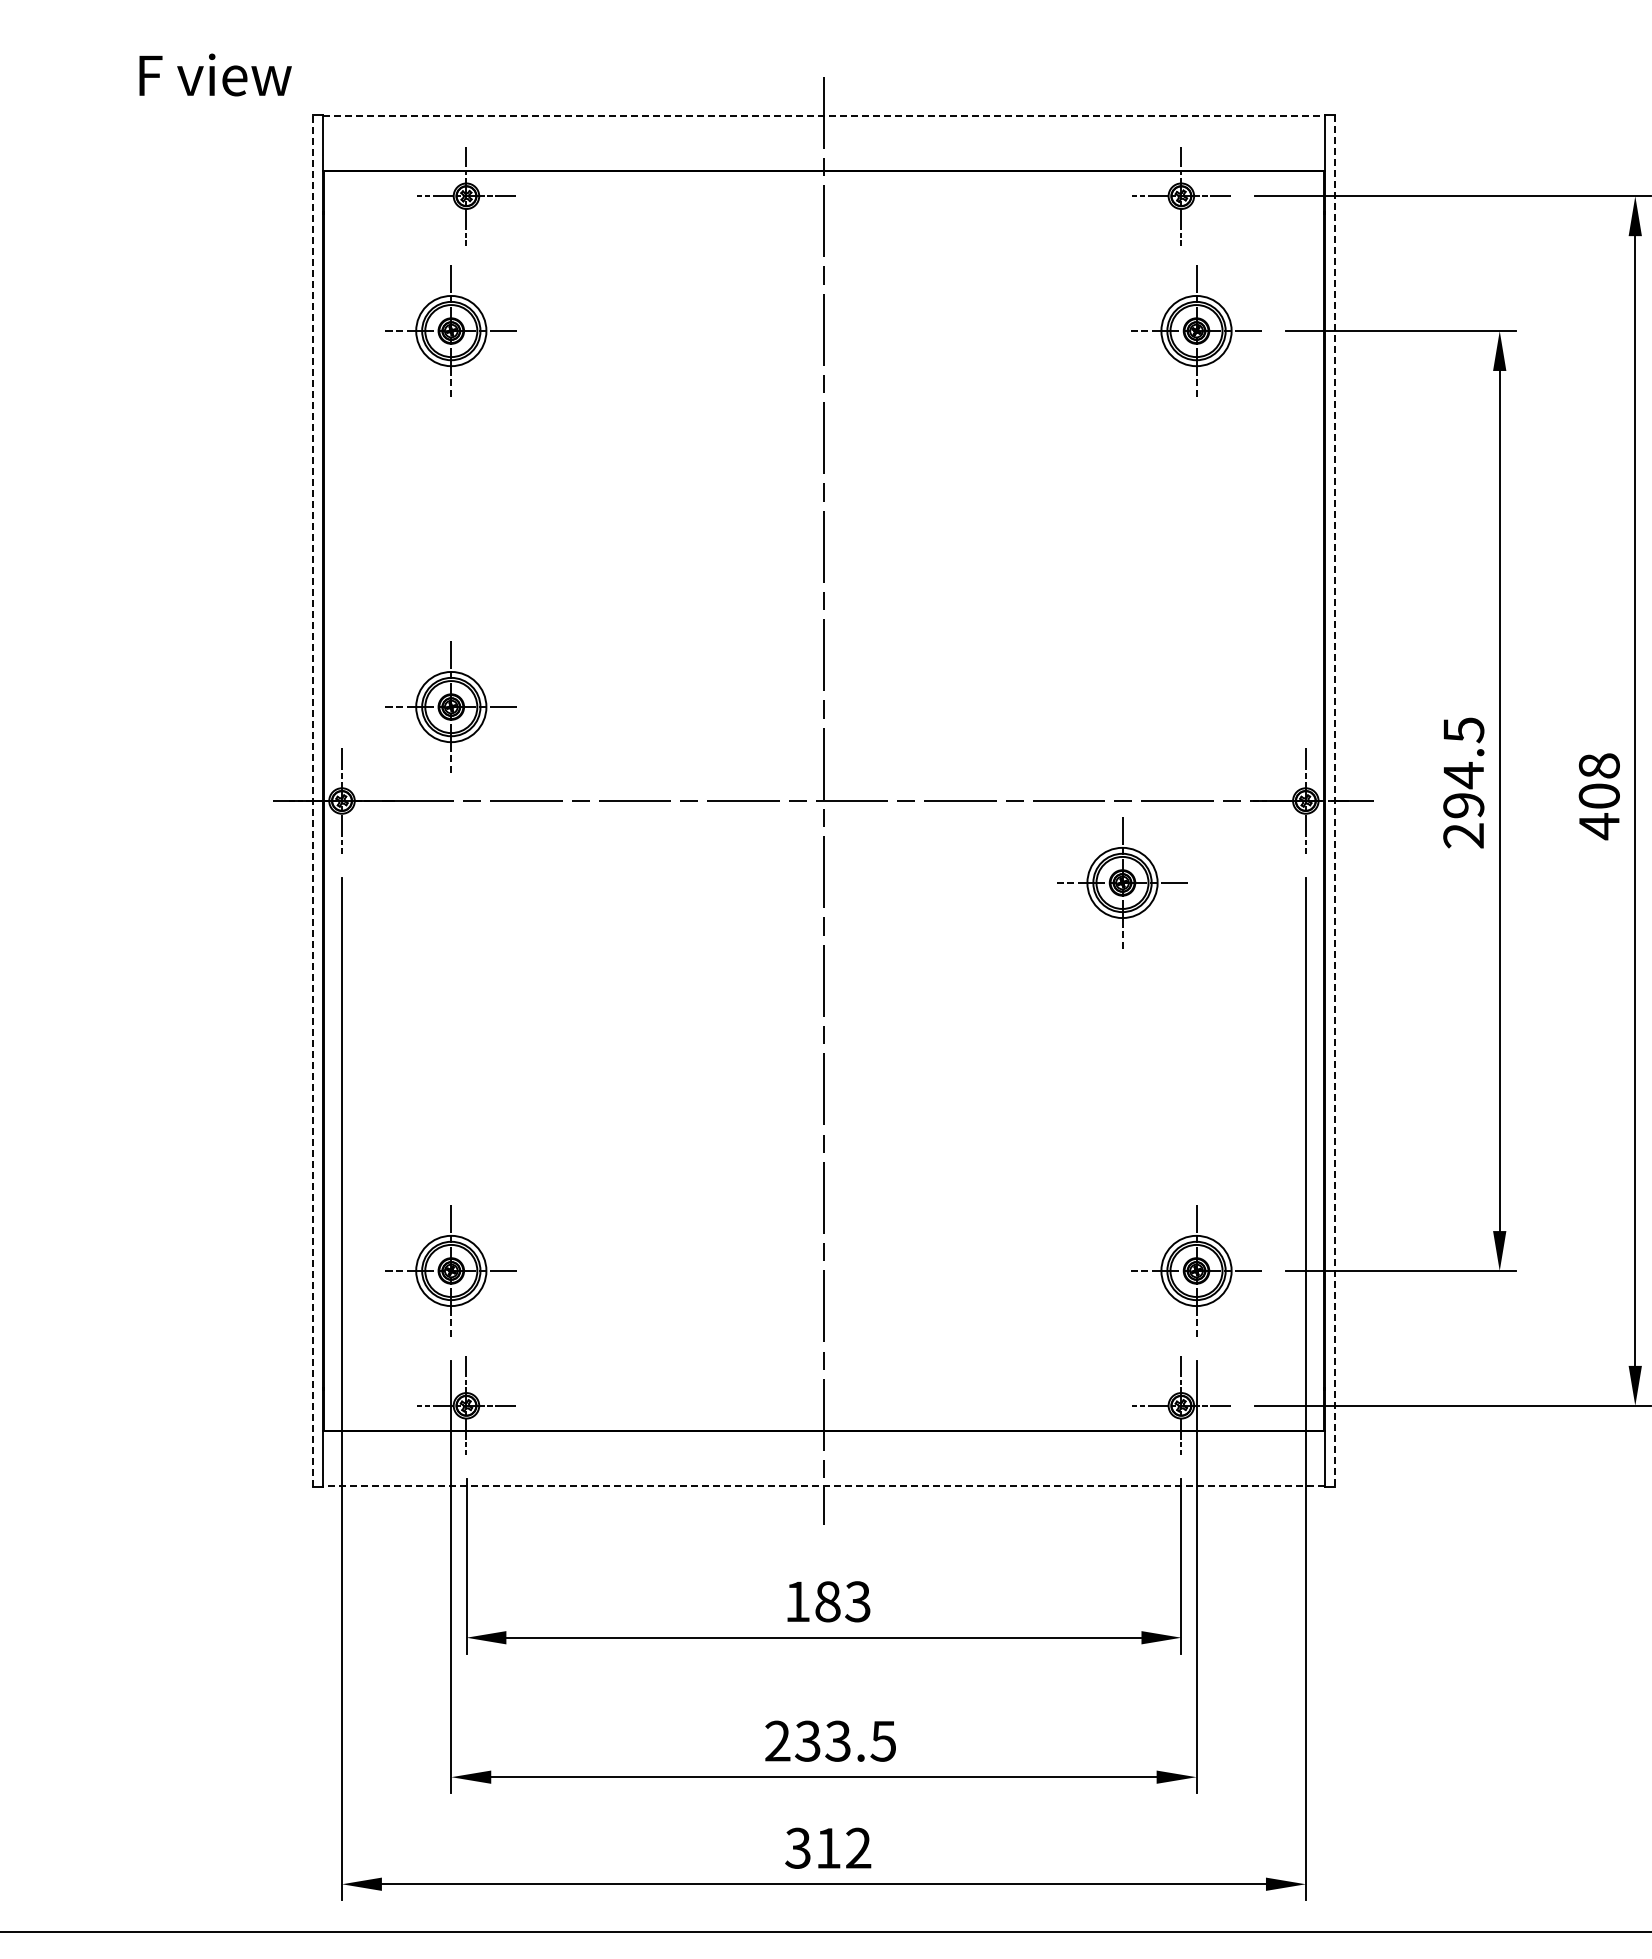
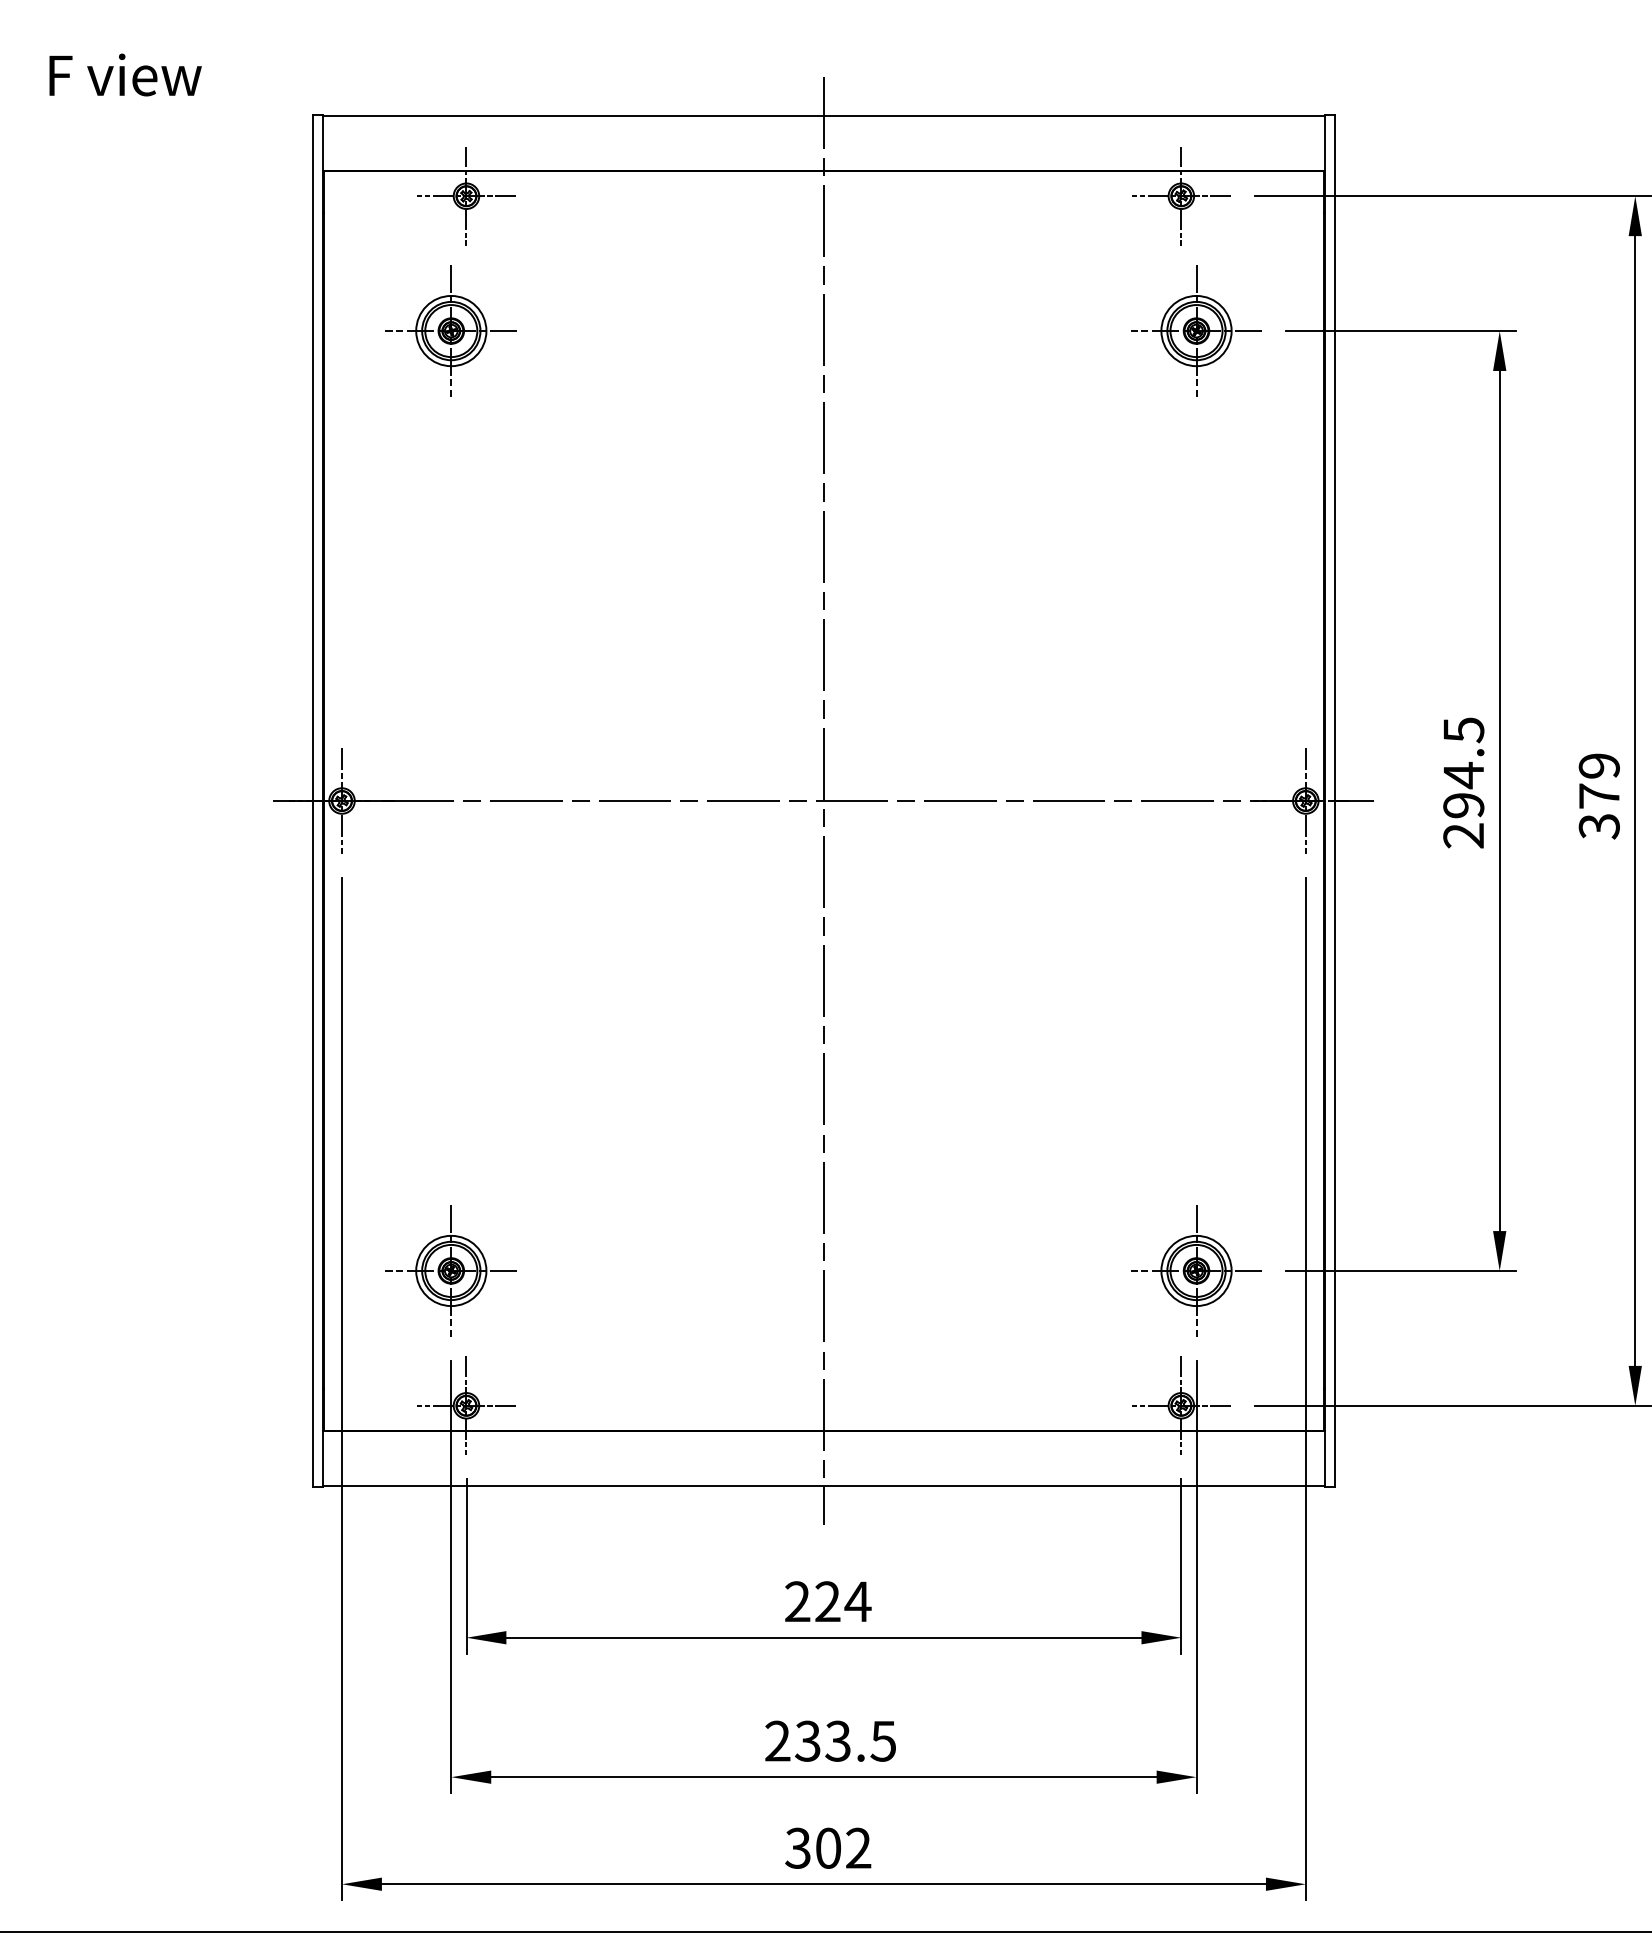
text position: (215, 74) -> (125, 74) (125, 74)
line: dashed -> solid (824, 116)
part: present -> none (450, 706)
text: 408 -> 379 (1598, 796)
line: dashed -> solid (313, 800)
line: dashed -> solid (1334, 801)
part: present -> none (1122, 882)
line: dashed -> solid (823, 1485)
text: 183 -> 224 (828, 1601)
text: 312 -> 302 (828, 1847)
